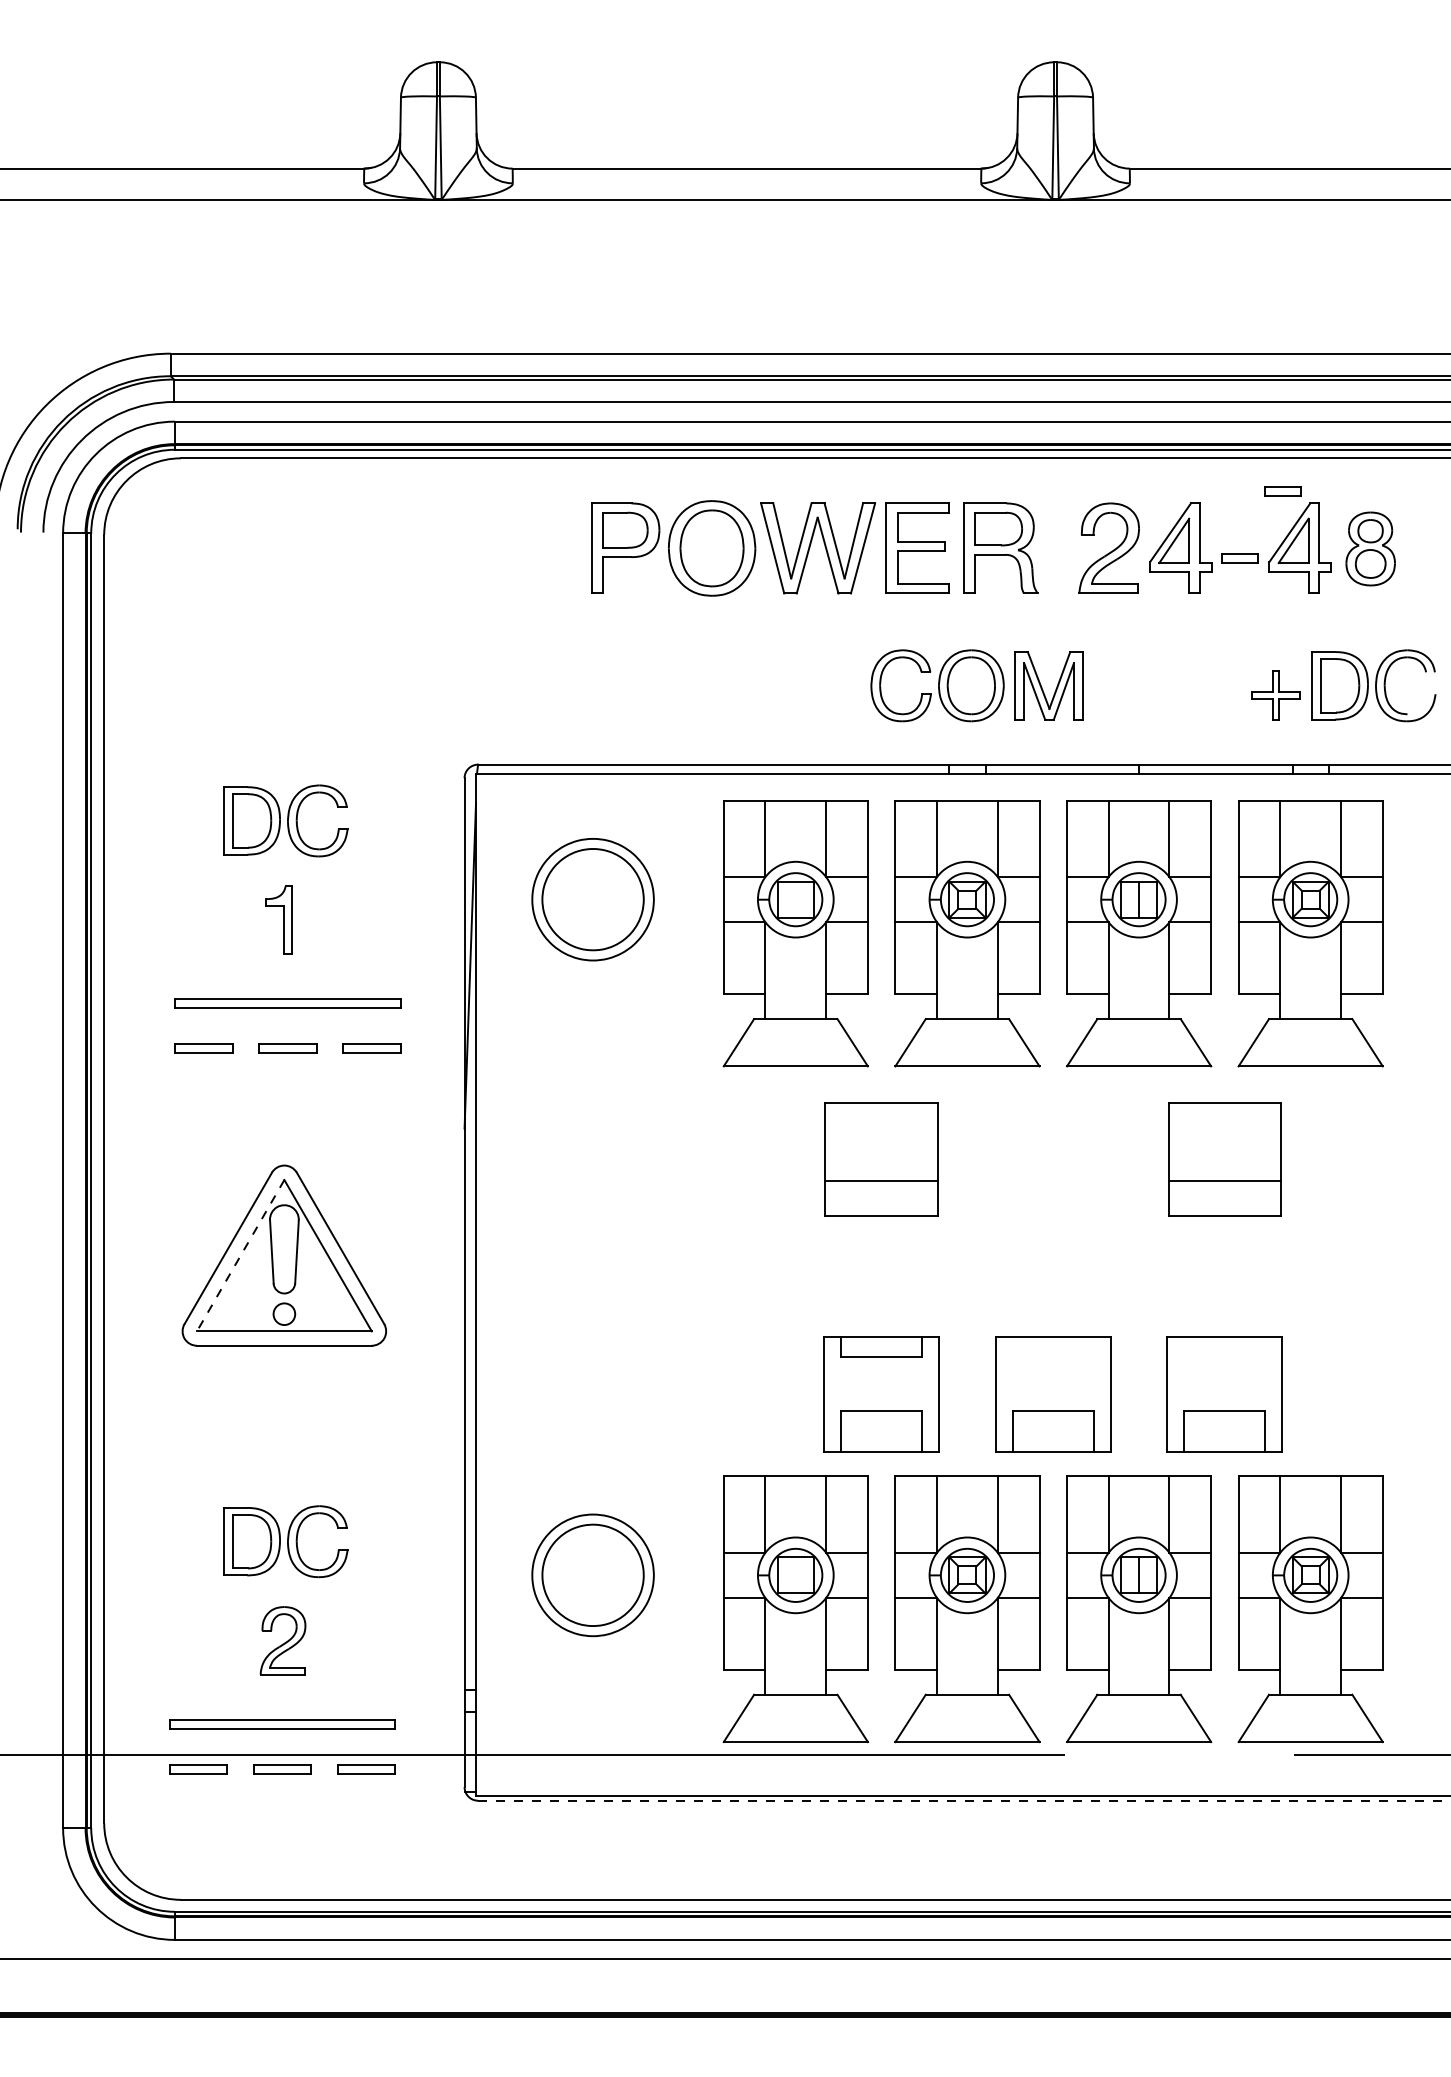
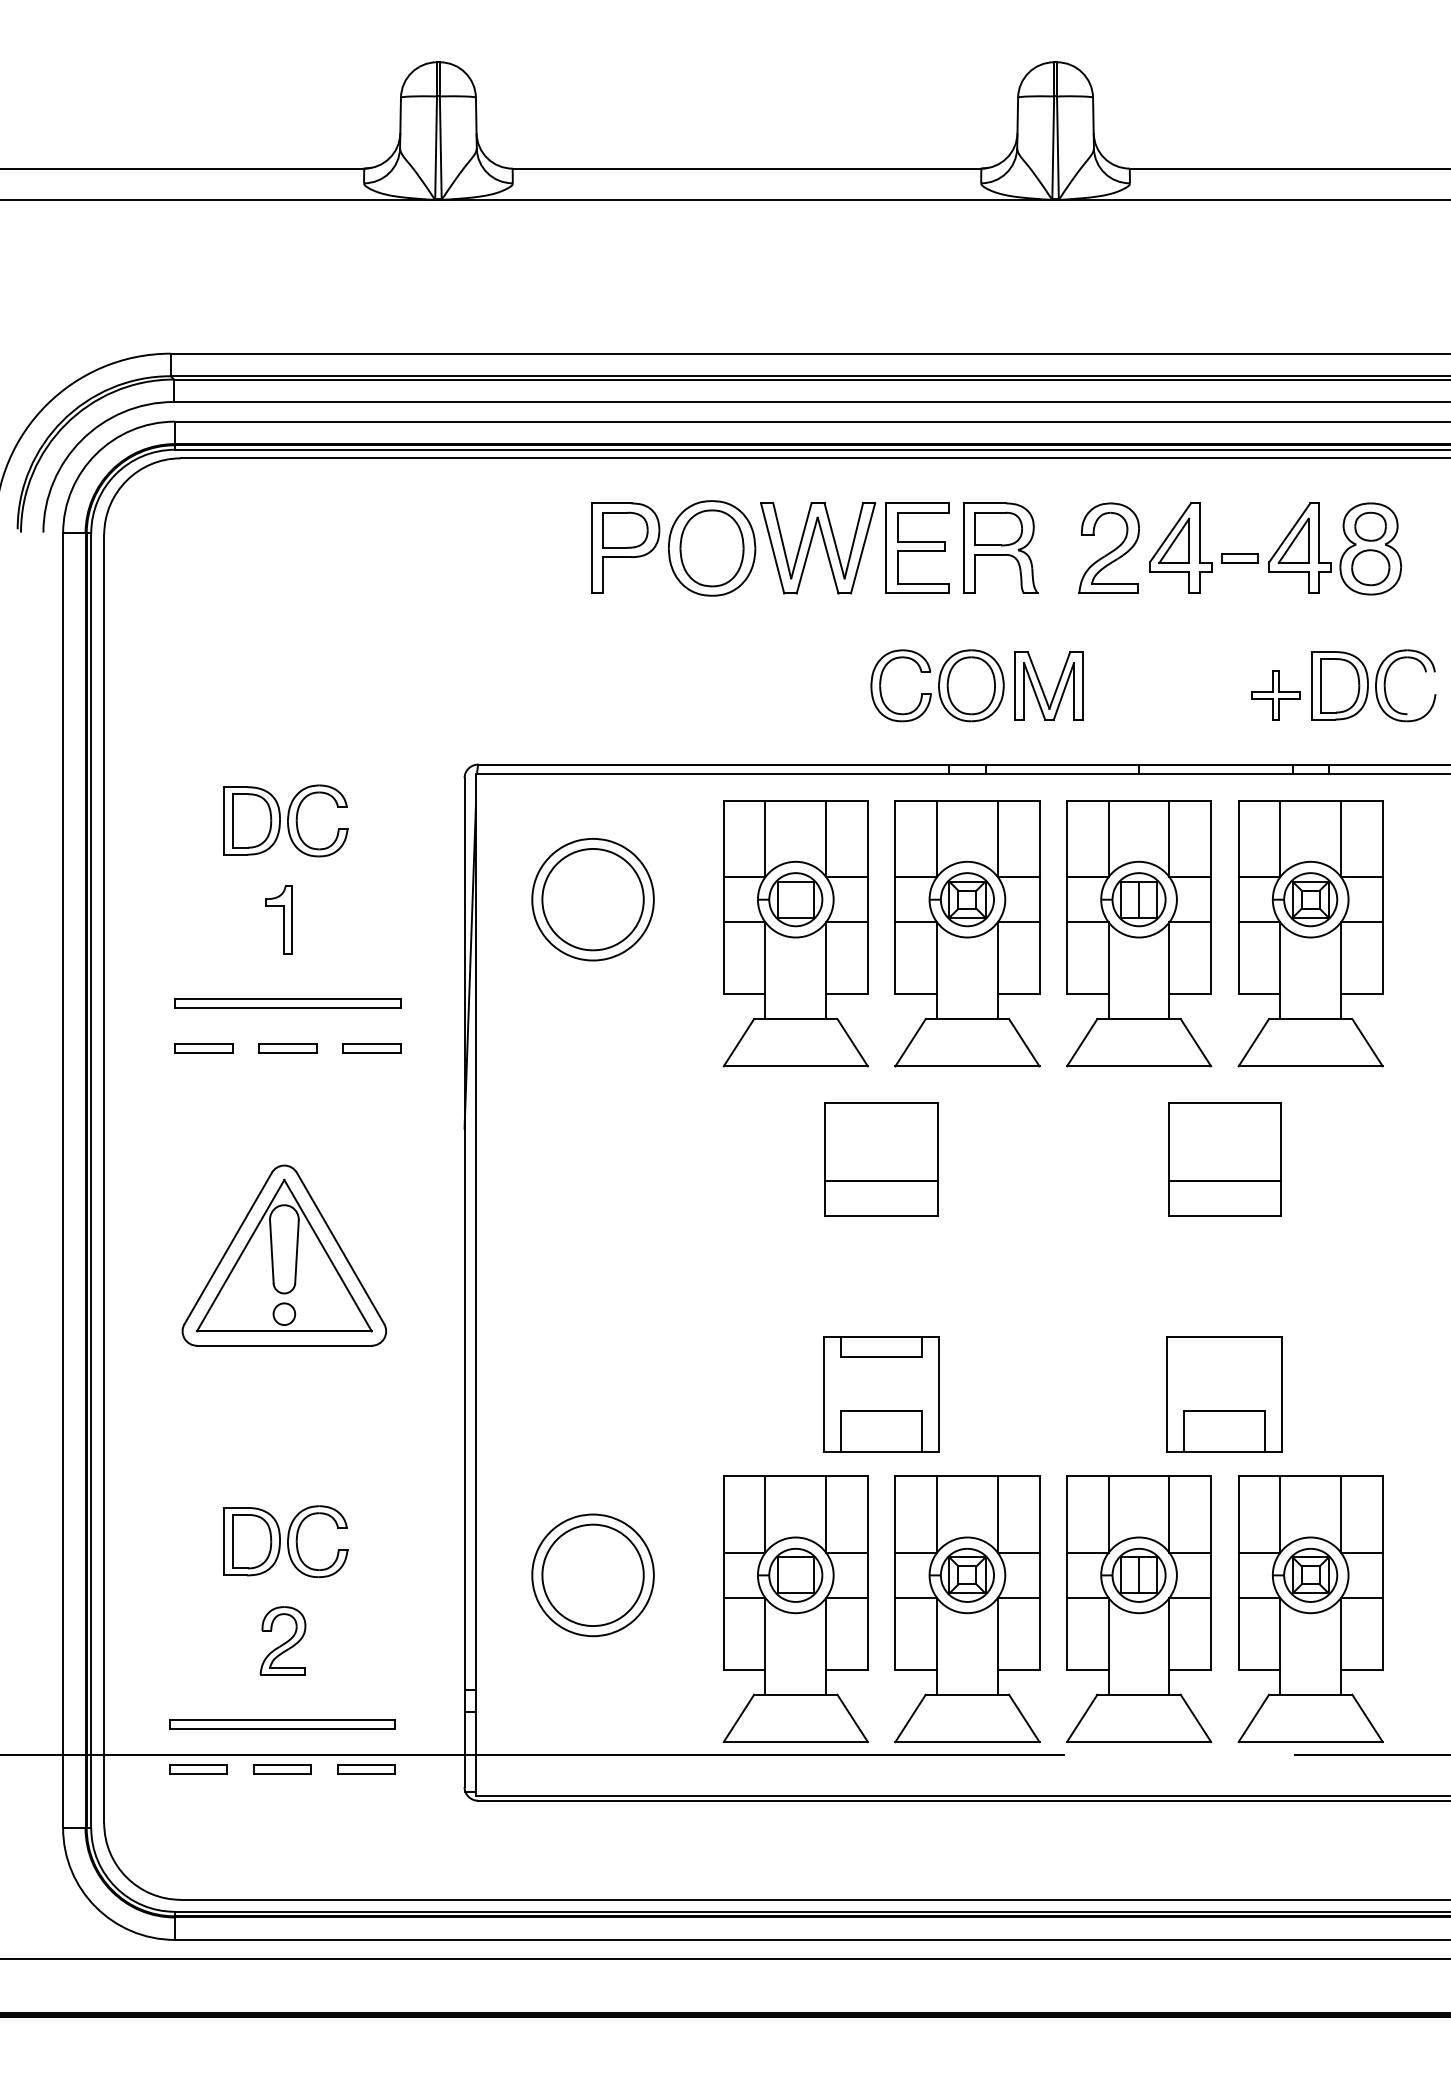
part: present -> none (1282, 491)
part size: 51x76 px -> 63x94 px (1370, 548)
line: dashed -> solid (240, 1256)
part: present -> none (1053, 1394)
line: dashed -> solid (964, 1800)
